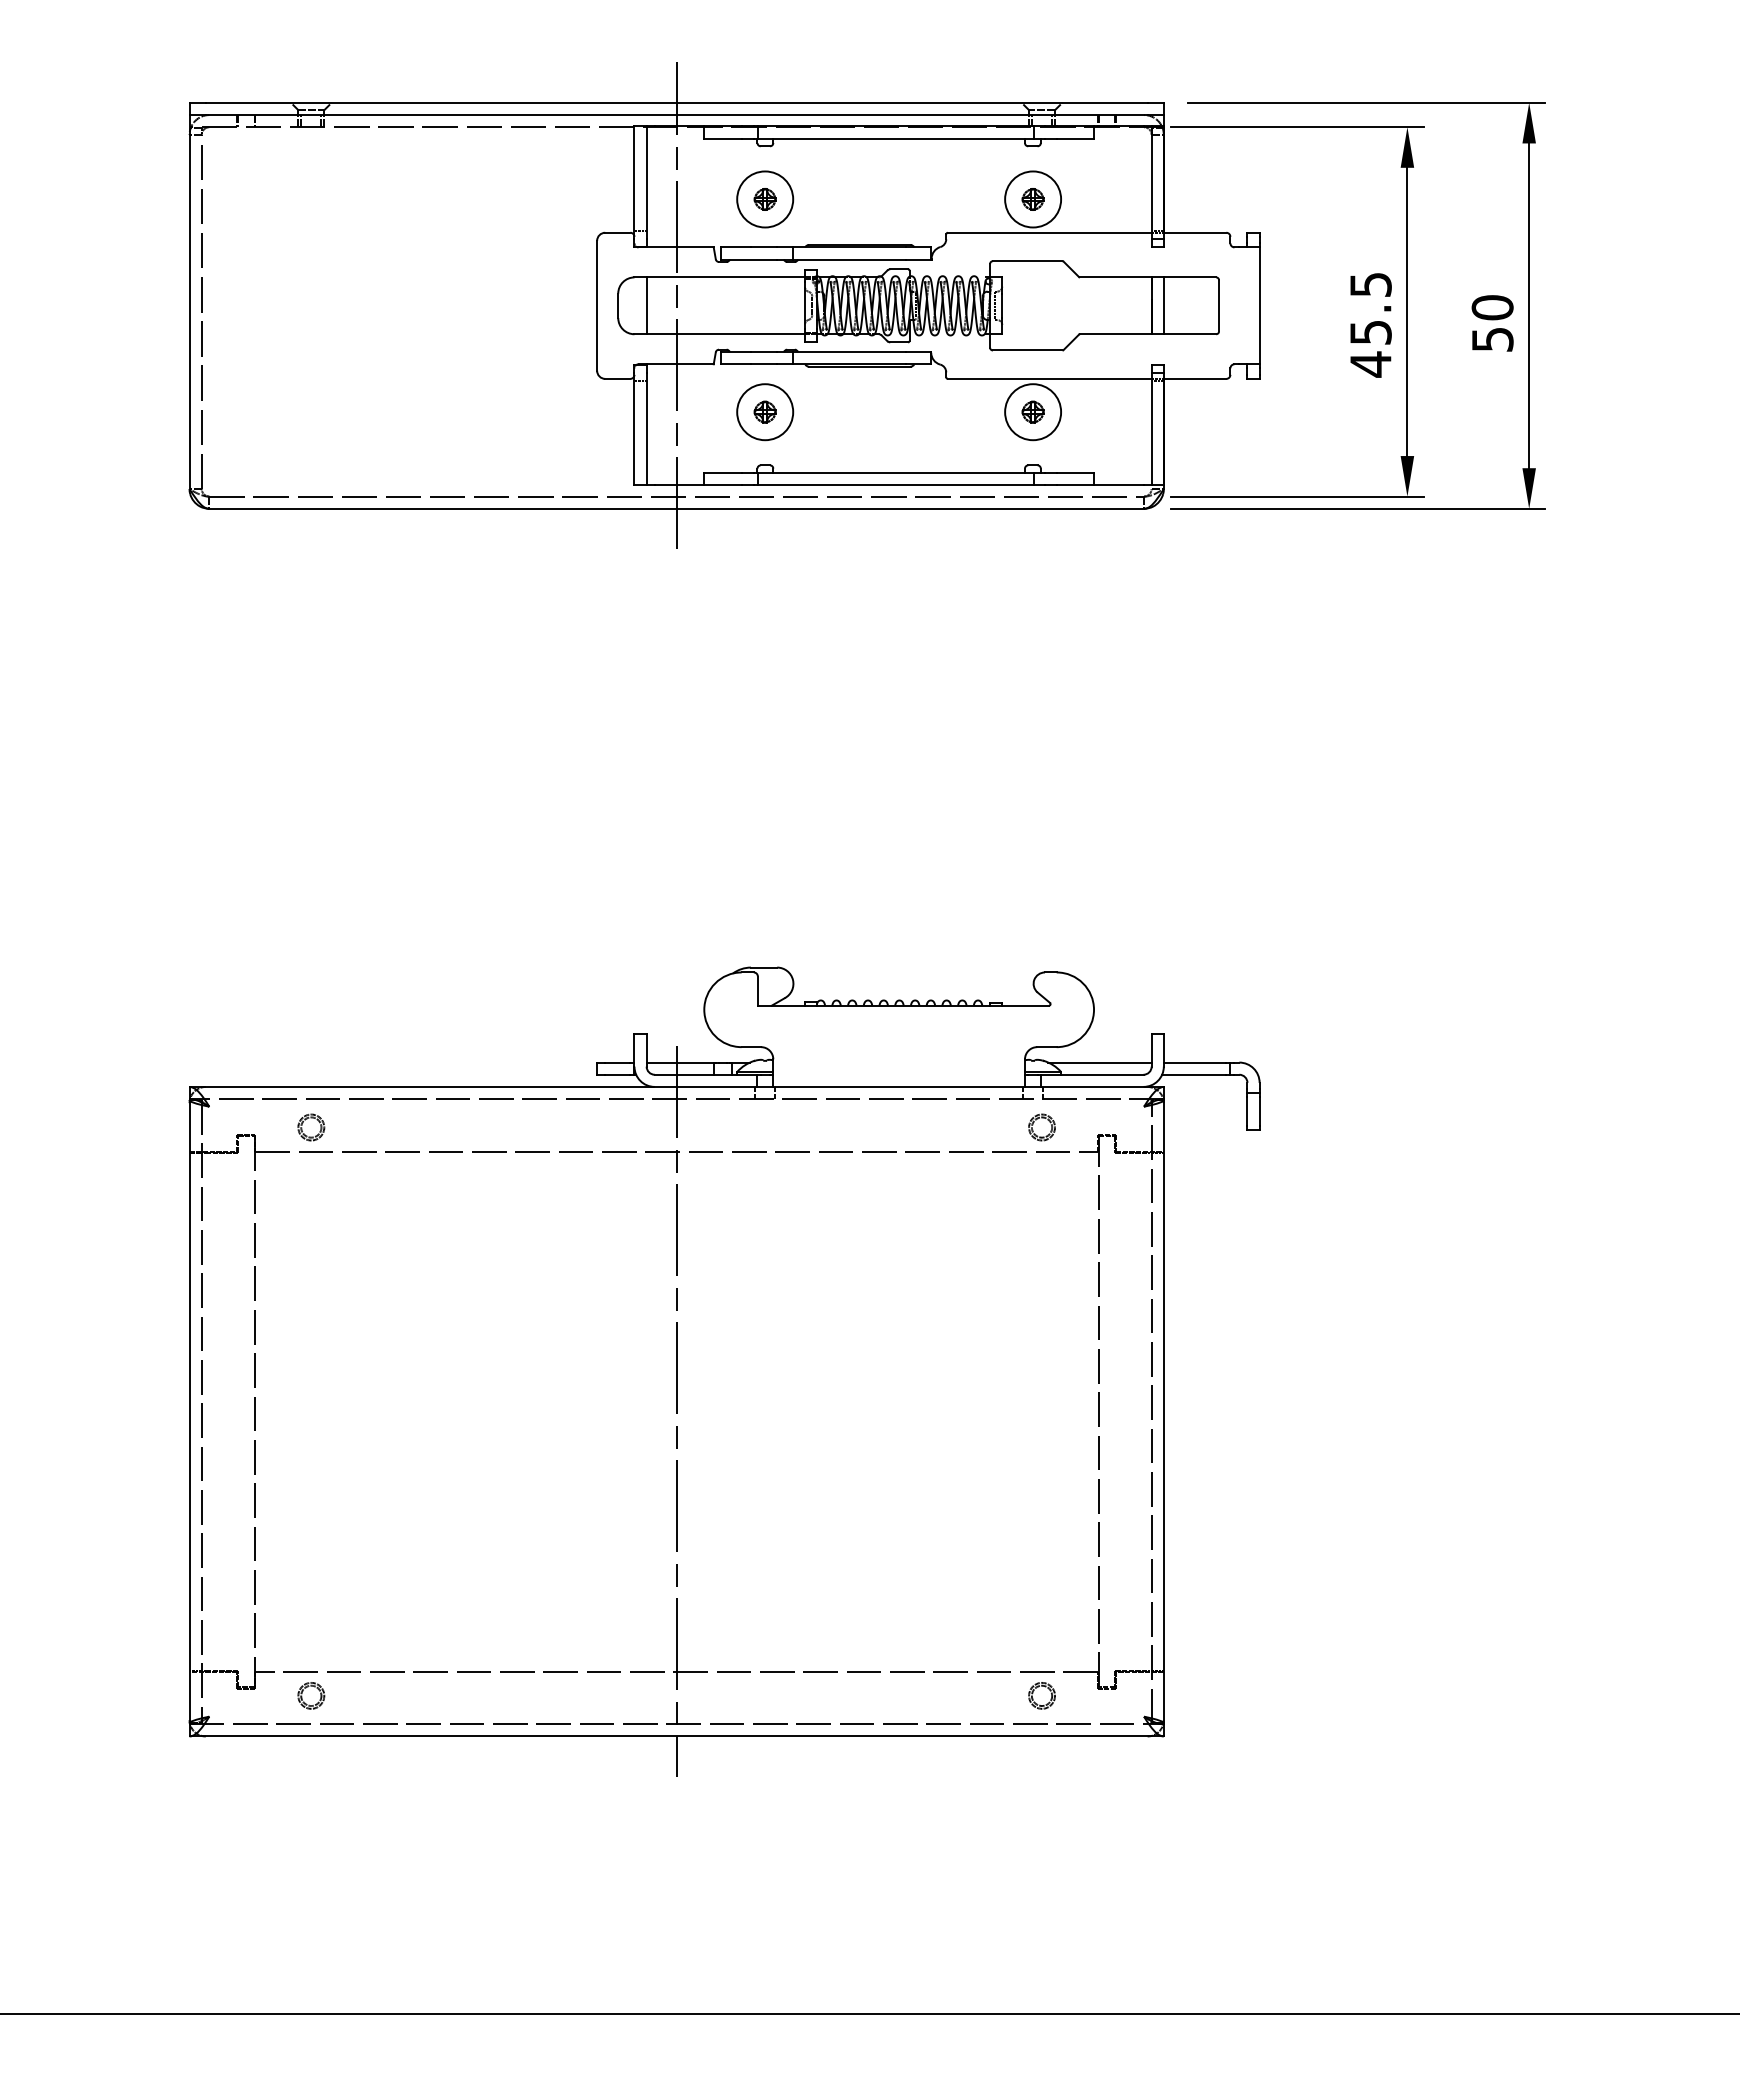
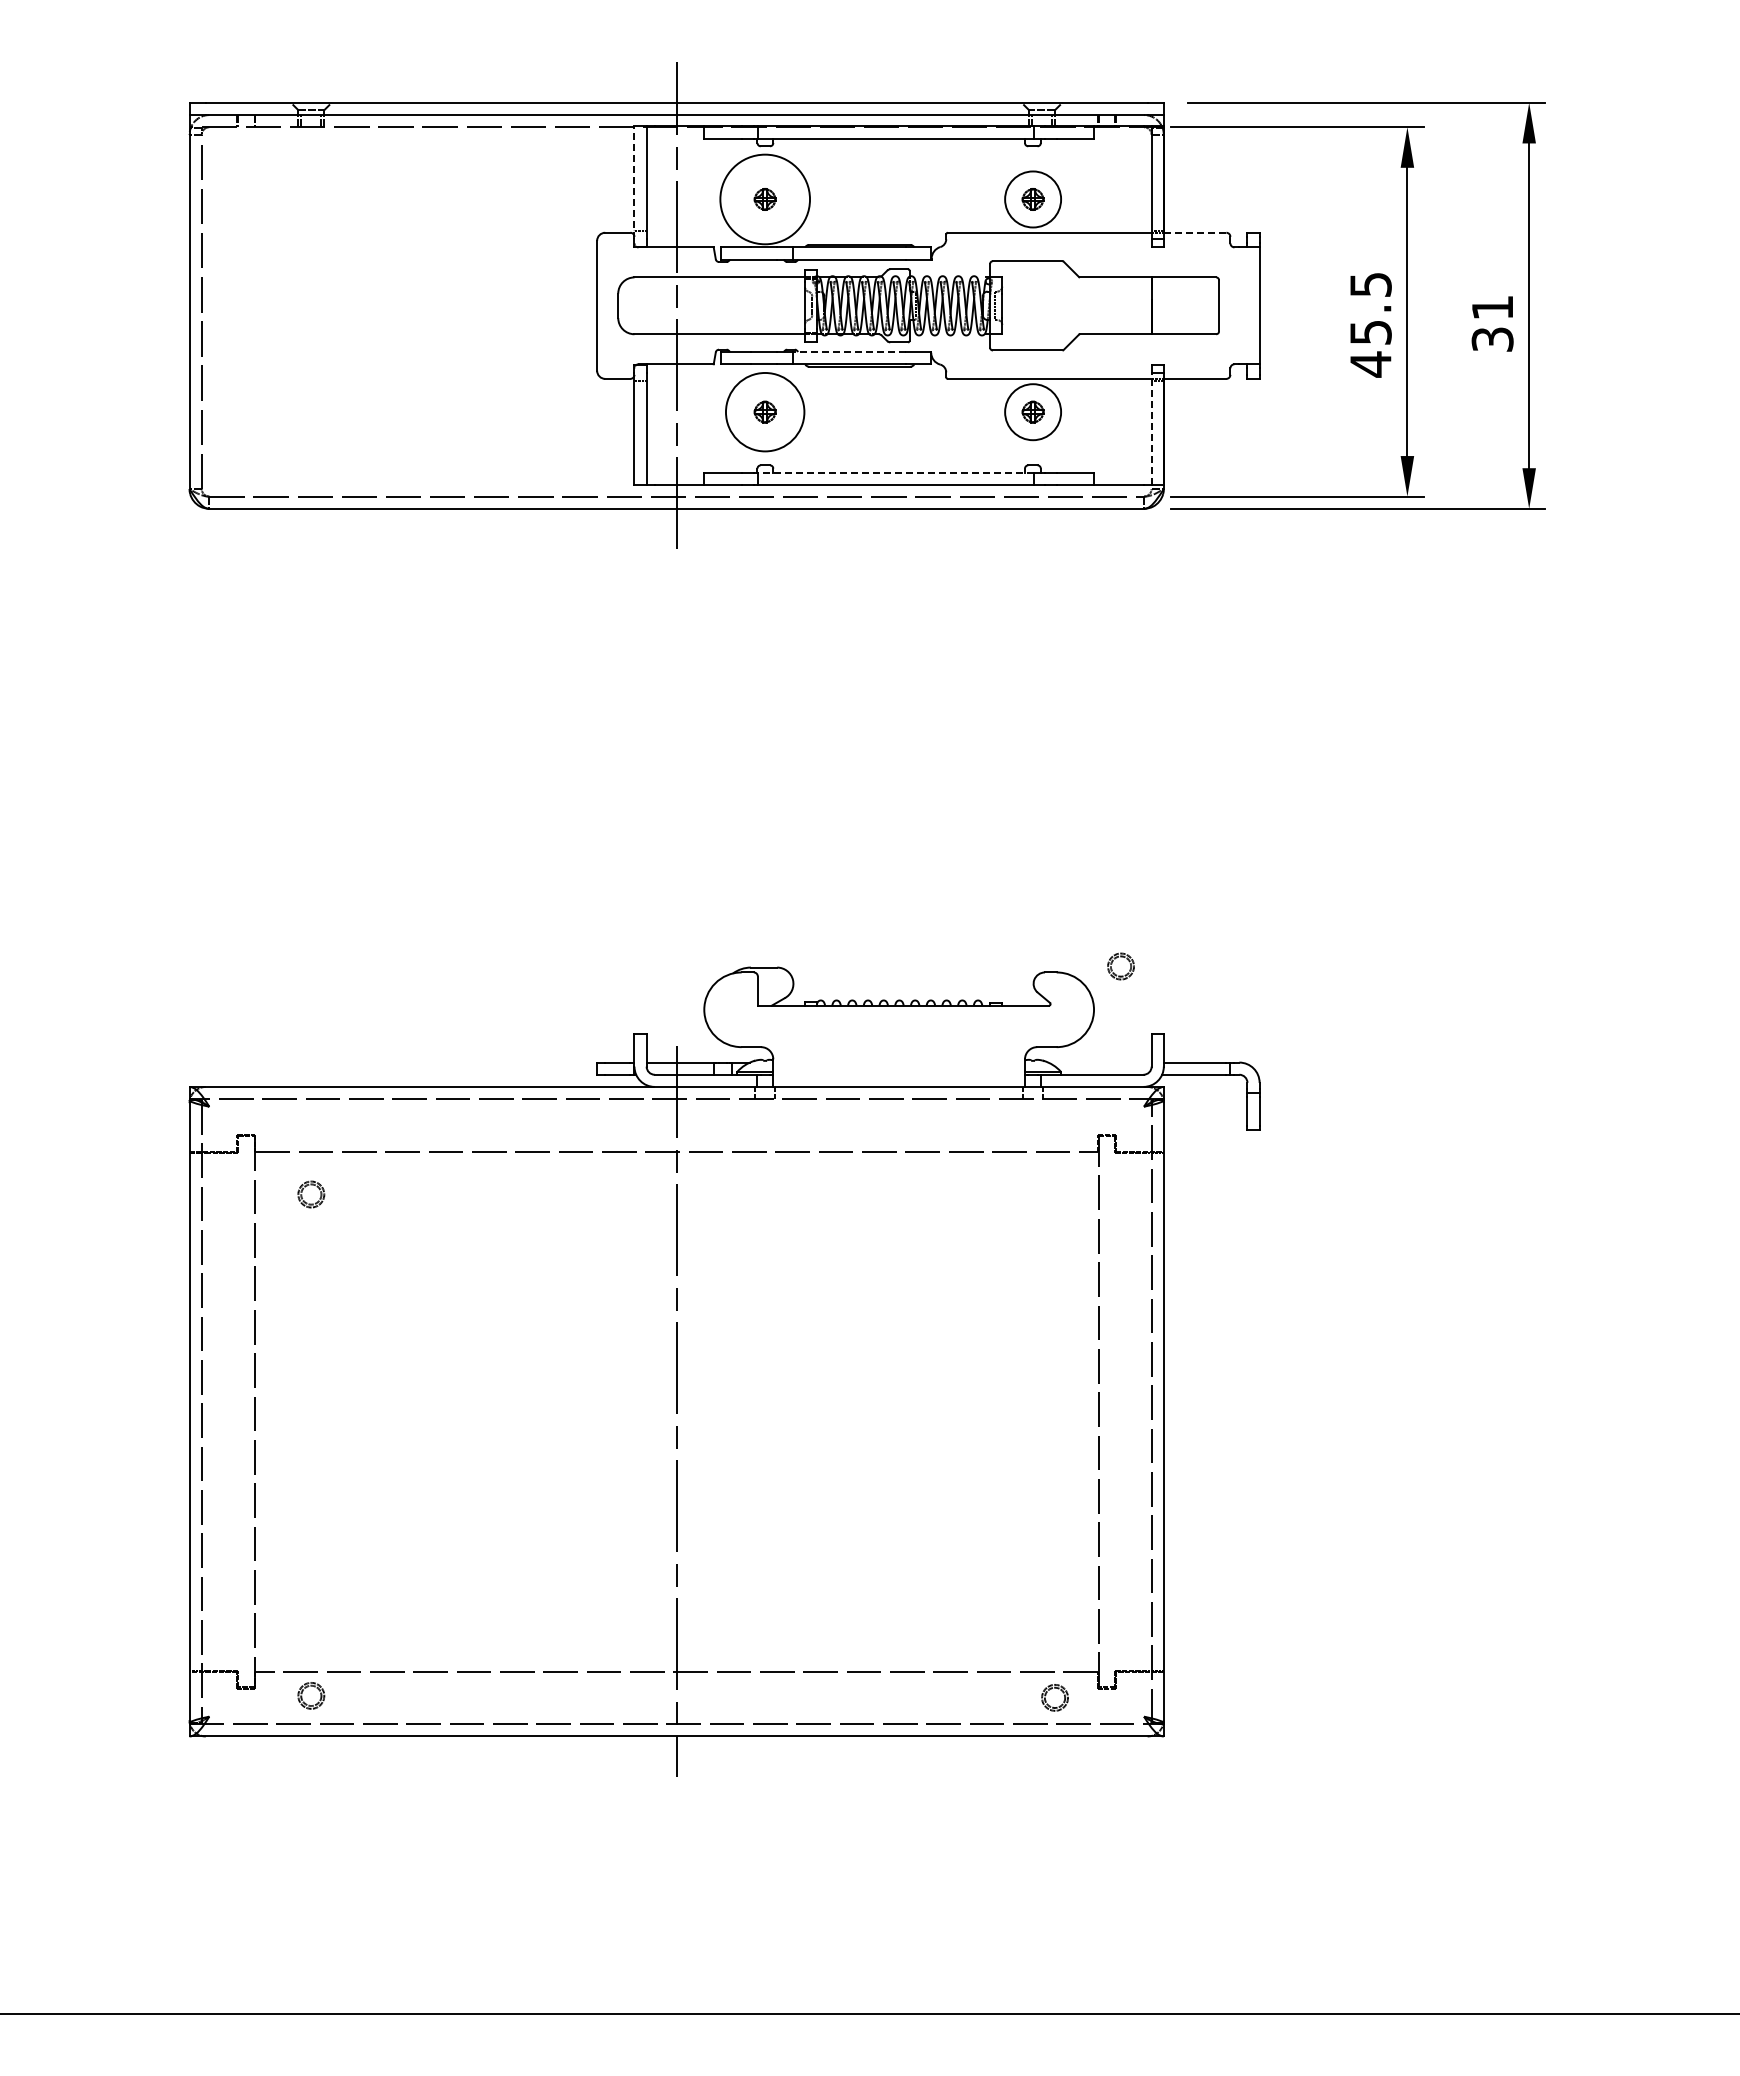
line: solid -> dashed (634, 182)
circle diameter: 56 px -> 90 px (765, 199)
line: solid -> dashed (1195, 232)
line: present -> none (646, 305)
line: present -> none (1163, 305)
text: 50 -> 31 (1492, 322)
line: solid -> dashed (849, 352)
circle diameter: 56 px -> 78 px (764, 411)
line: solid -> dashed (1151, 428)
line: solid -> dashed (895, 473)
line: present -> none (1099, 1062)
part position: (1033, 1125) -> (1112, 964) (1112, 964)
part position: (311, 1127) -> (311, 1194) (311, 1194)
part position: (1033, 1693) -> (1046, 1695) (1046, 1695)
